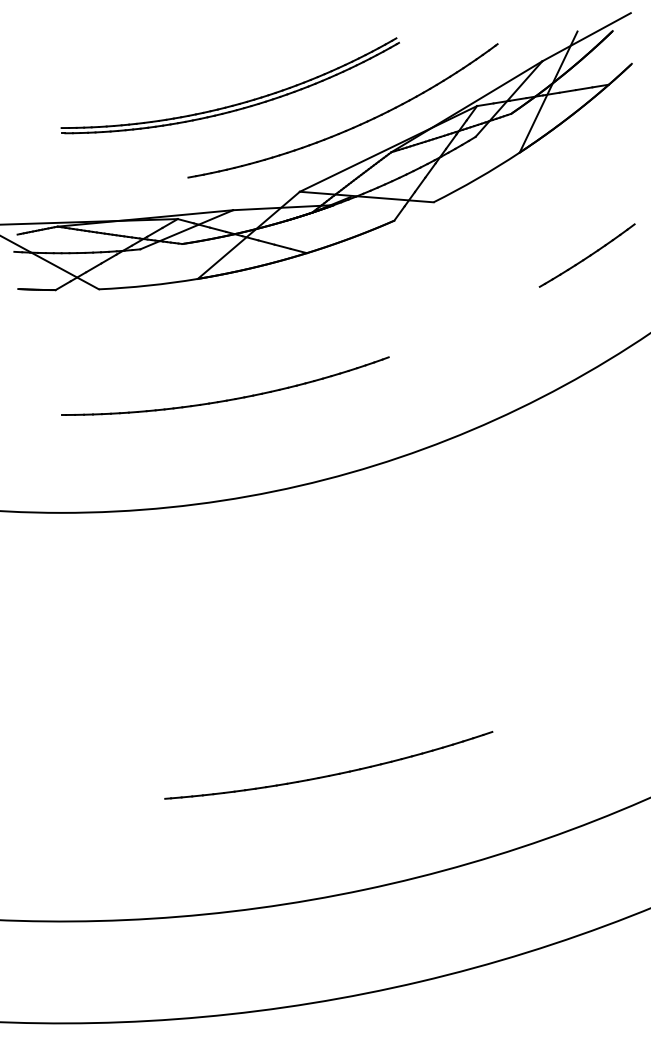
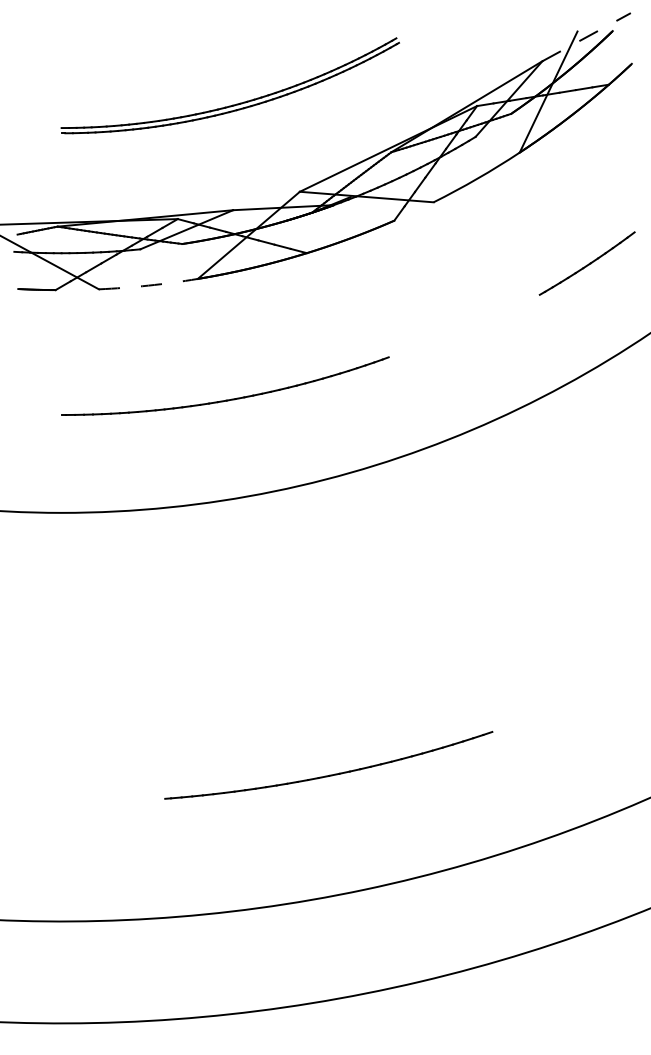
line: solid -> dashed (587, 36)
part: present -> none (351, 127)
part position: (586, 255) -> (586, 263) (586, 263)
arc: solid -> dashed (148, 285)
